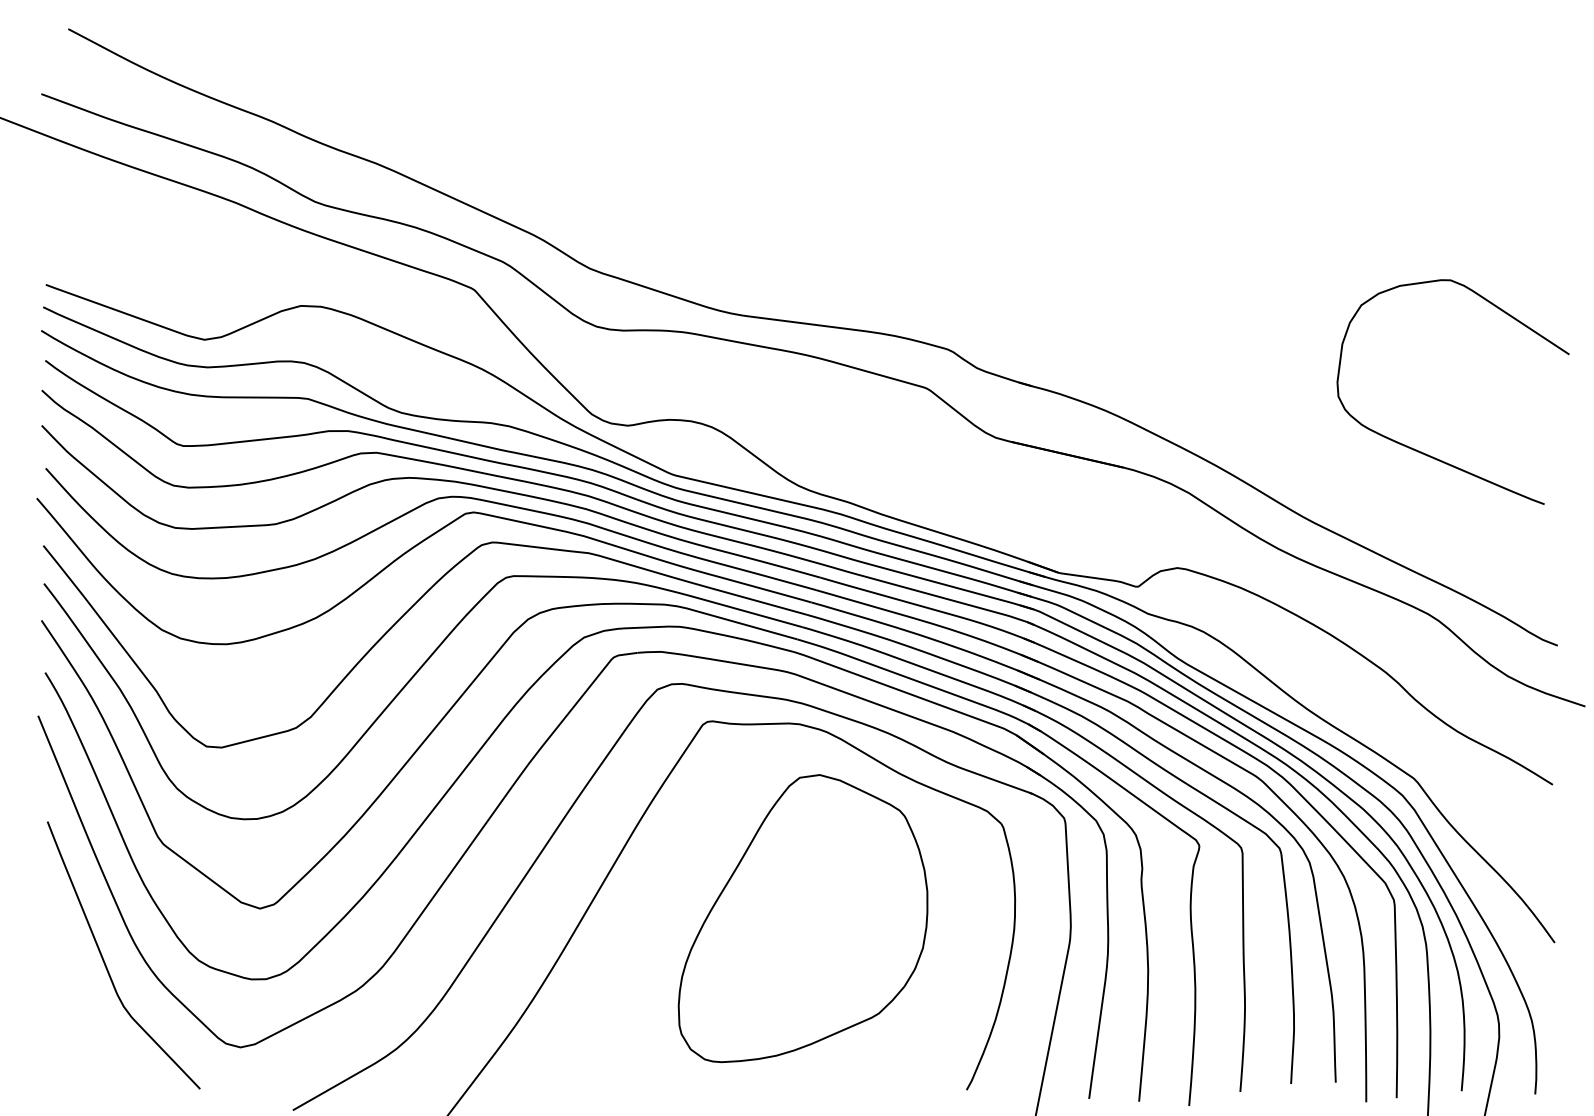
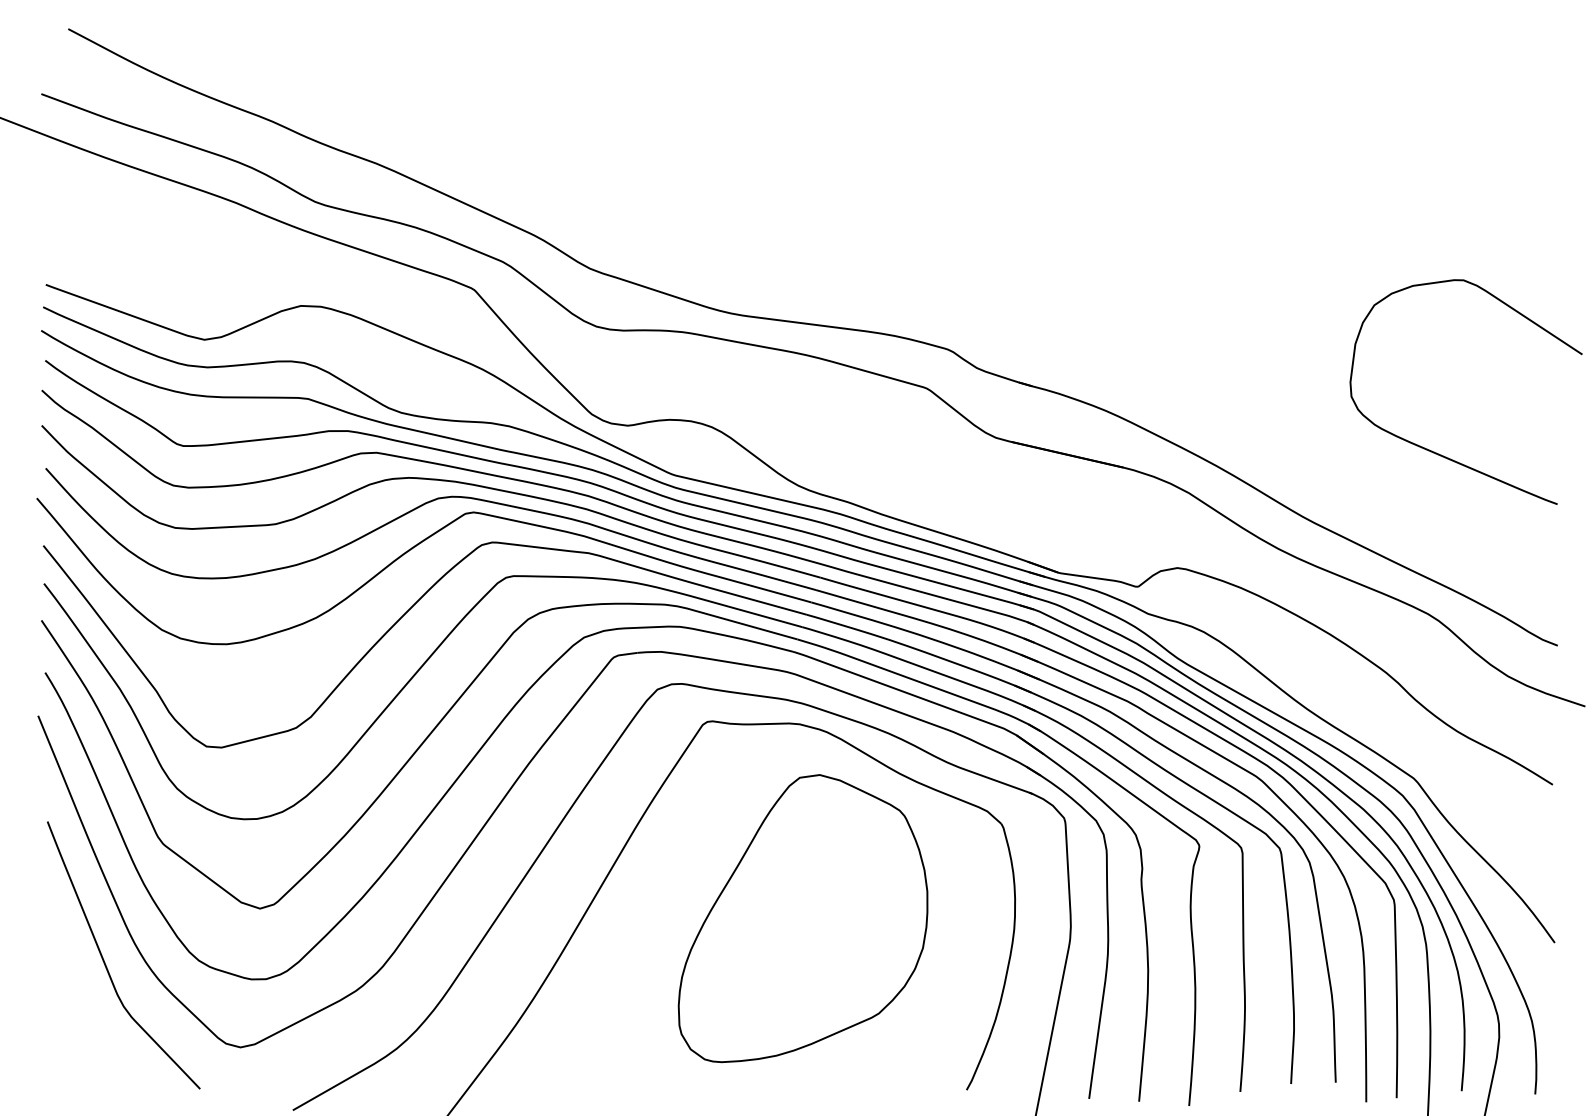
curve position: (1426, 453) -> (1439, 453) (1439, 453)
